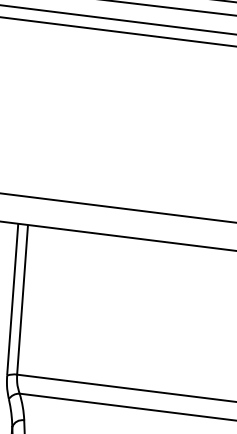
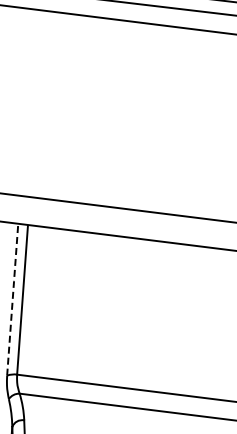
line: present -> none (117, 31)
line: solid -> dashed (12, 299)
